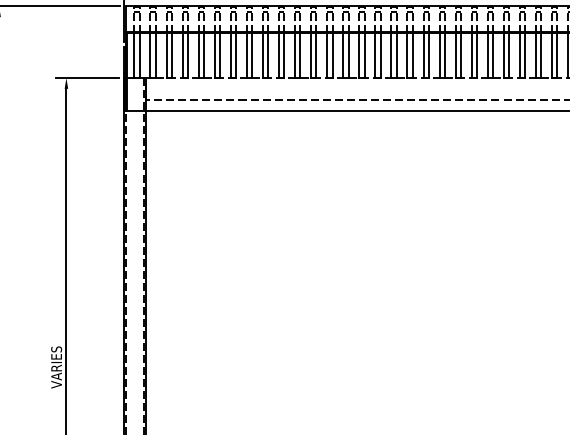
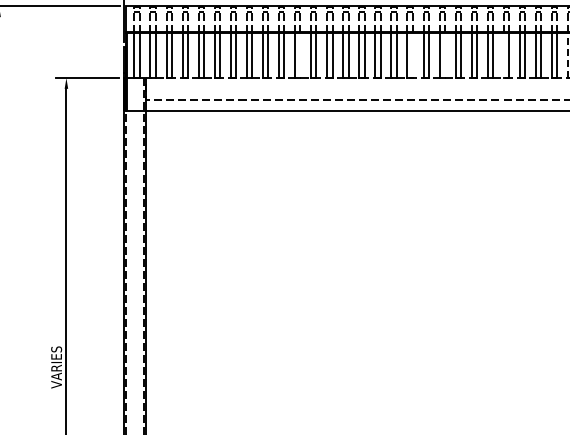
line: present -> none (300, 54)
line: present -> none (412, 54)
line: present -> none (444, 54)
line: present -> none (503, 54)
line: solid -> dashed (568, 55)
